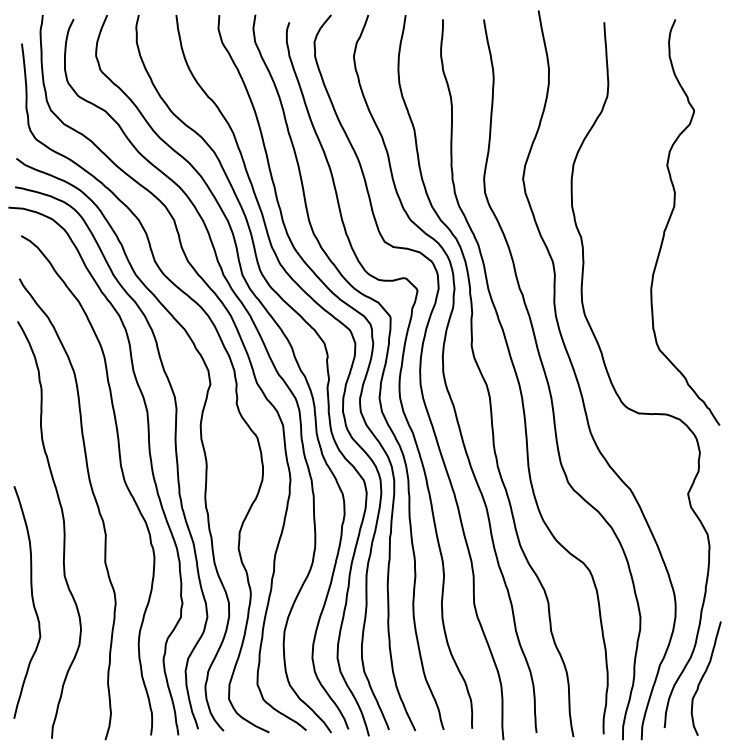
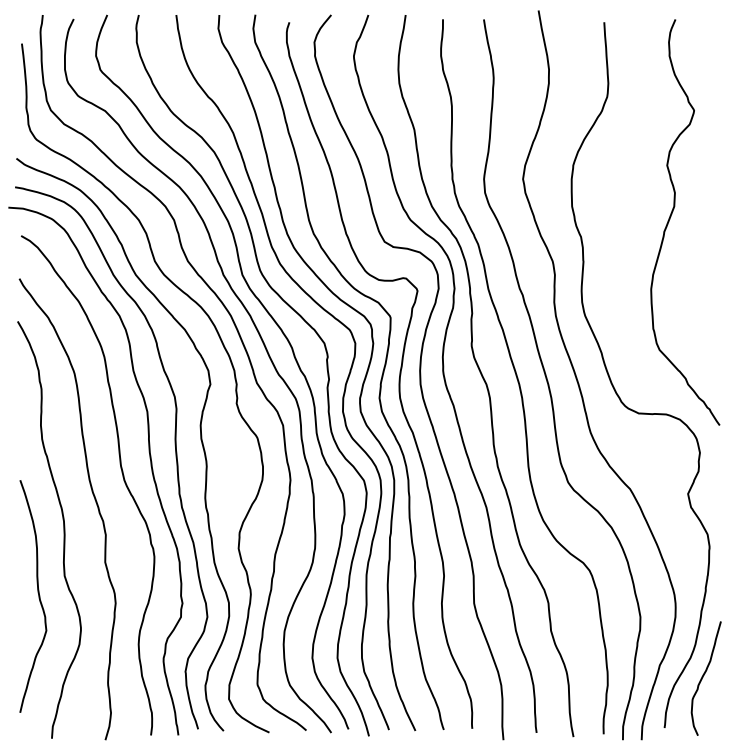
curve position: (32, 602) -> (38, 596) (38, 596)
